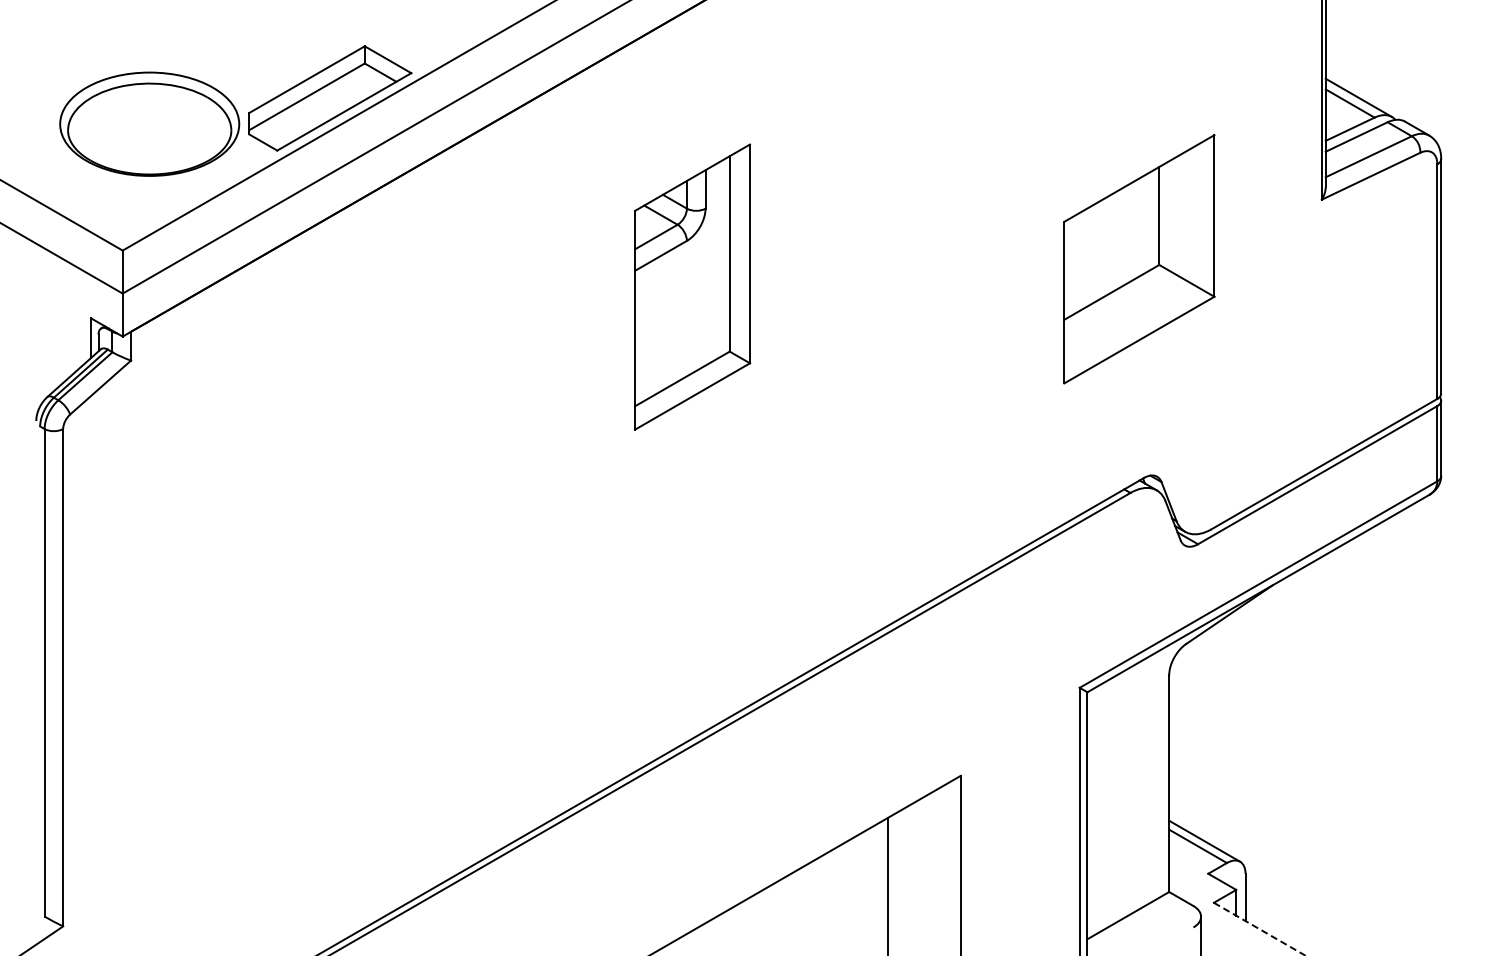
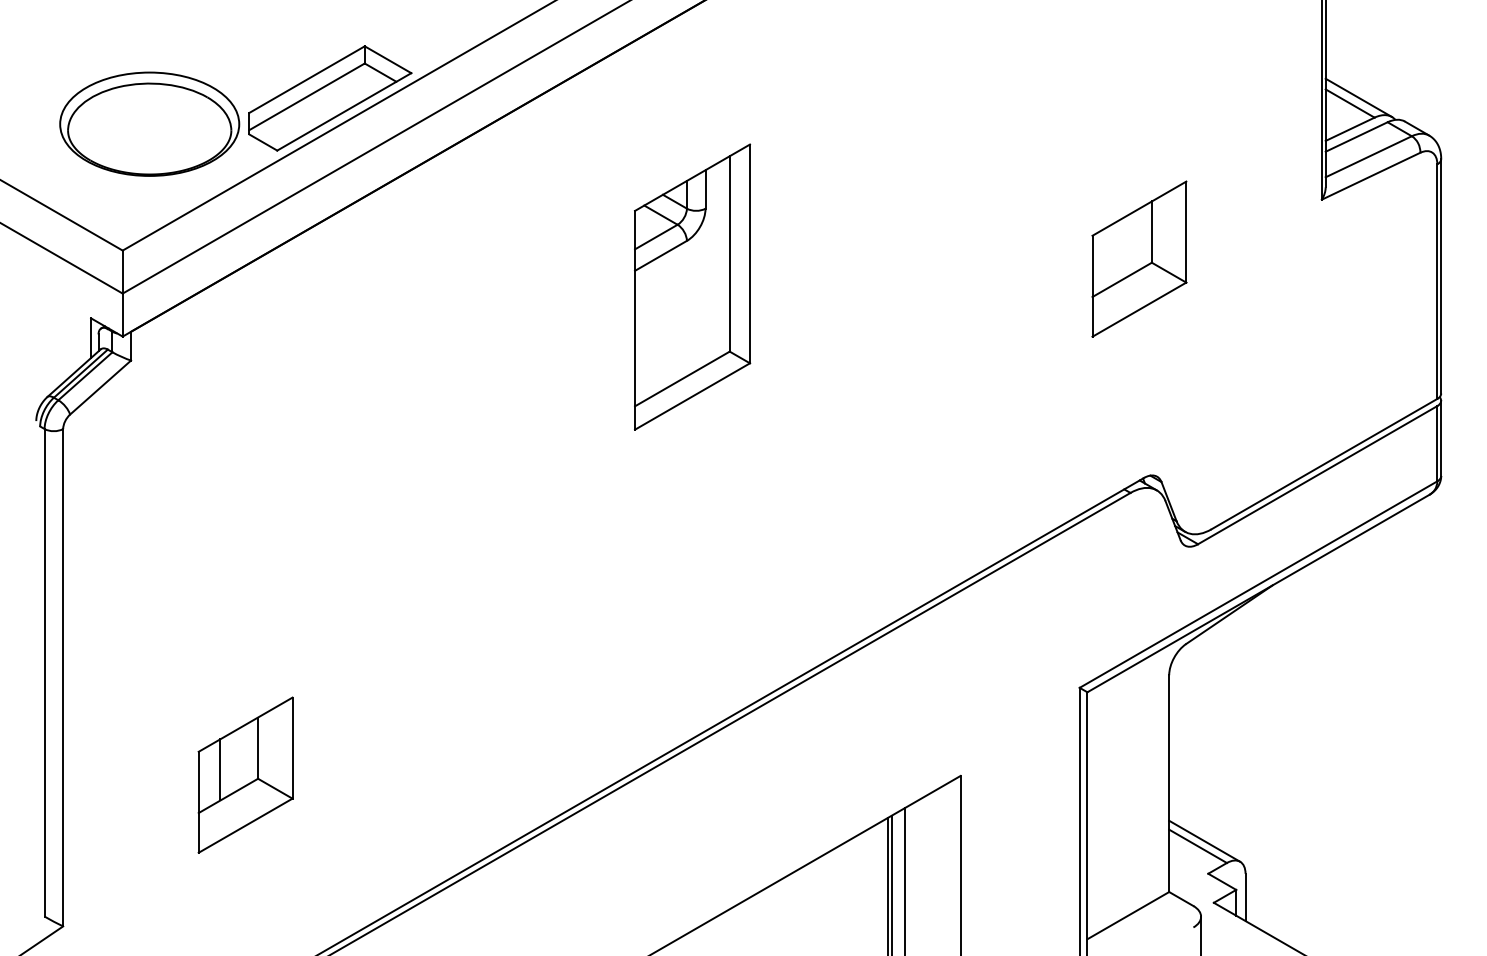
part size: 153x251 px -> 97x158 px (1139, 258)
part: none -> present (245, 774)
line: none -> present (904, 880)
line: none -> present (891, 883)
line: dashed -> solid (1260, 929)
